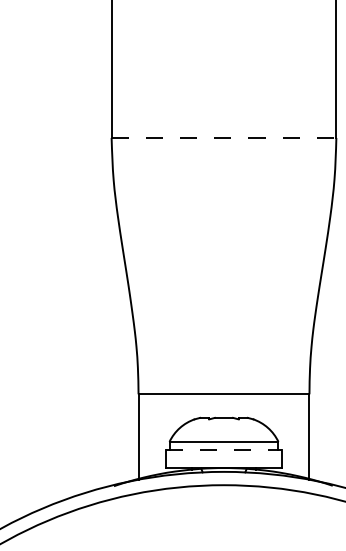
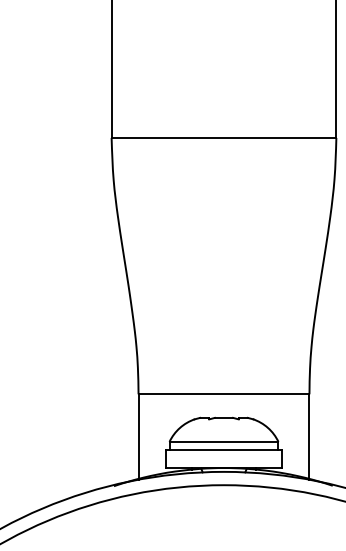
line: dashed -> solid (224, 137)
line: dashed -> solid (224, 449)
